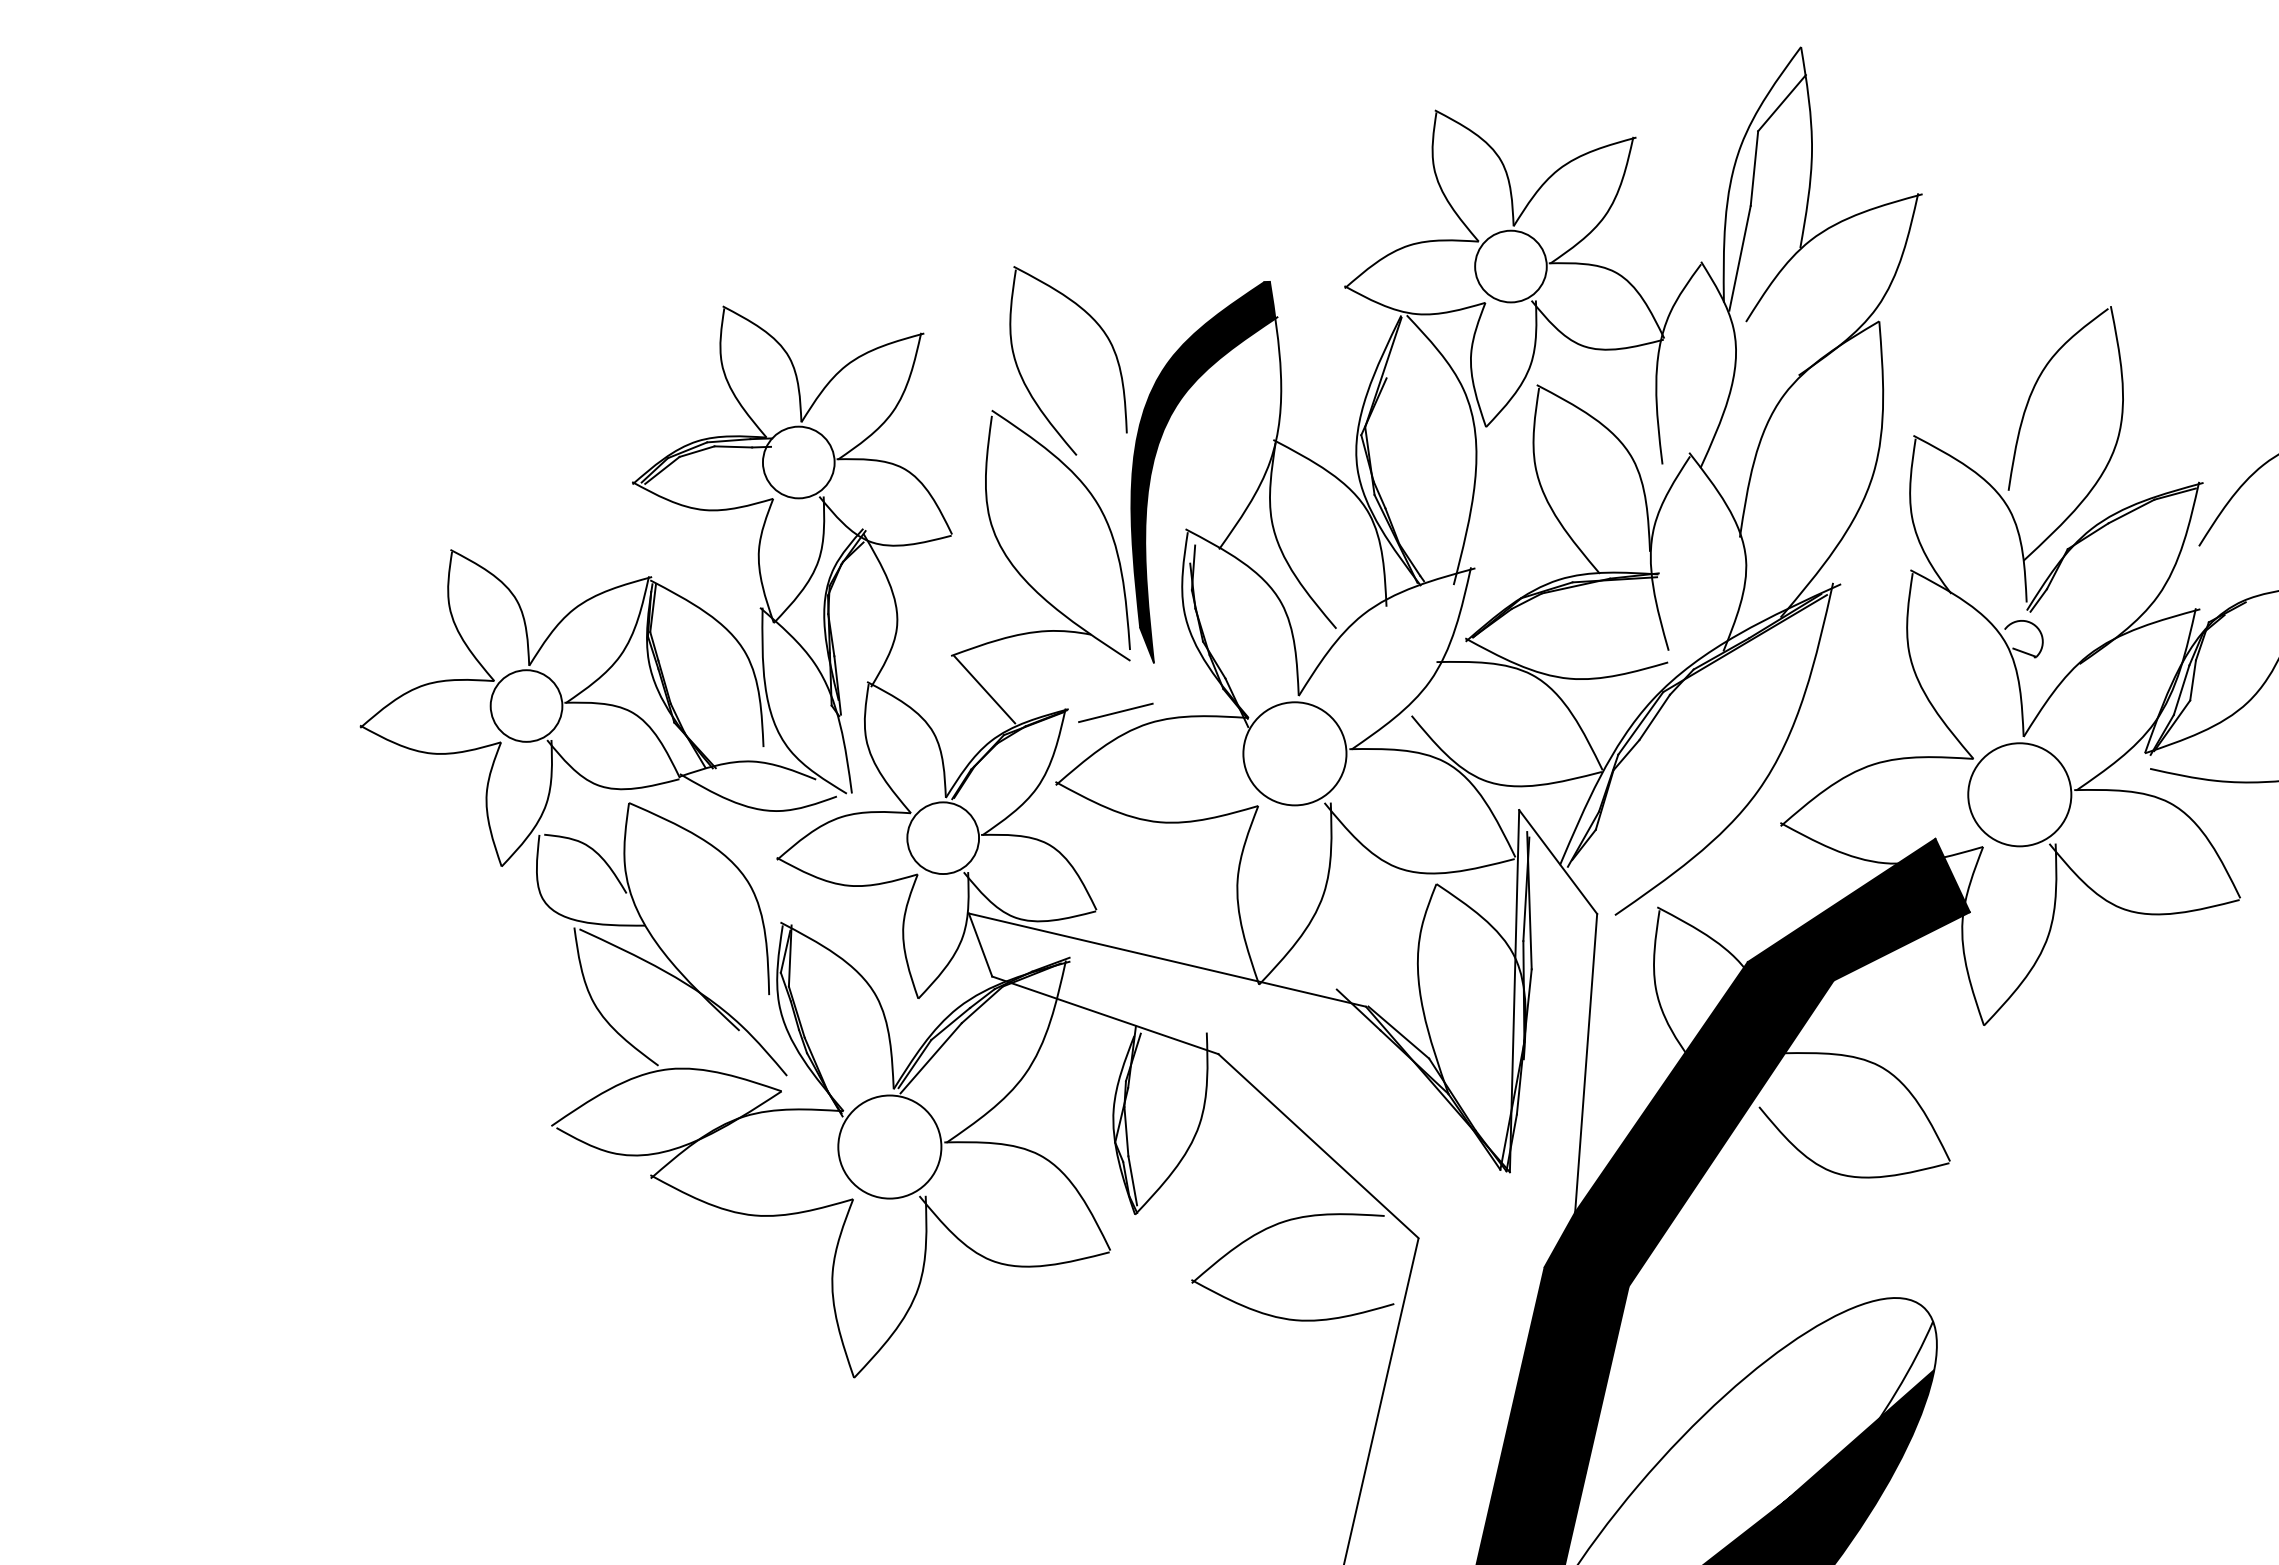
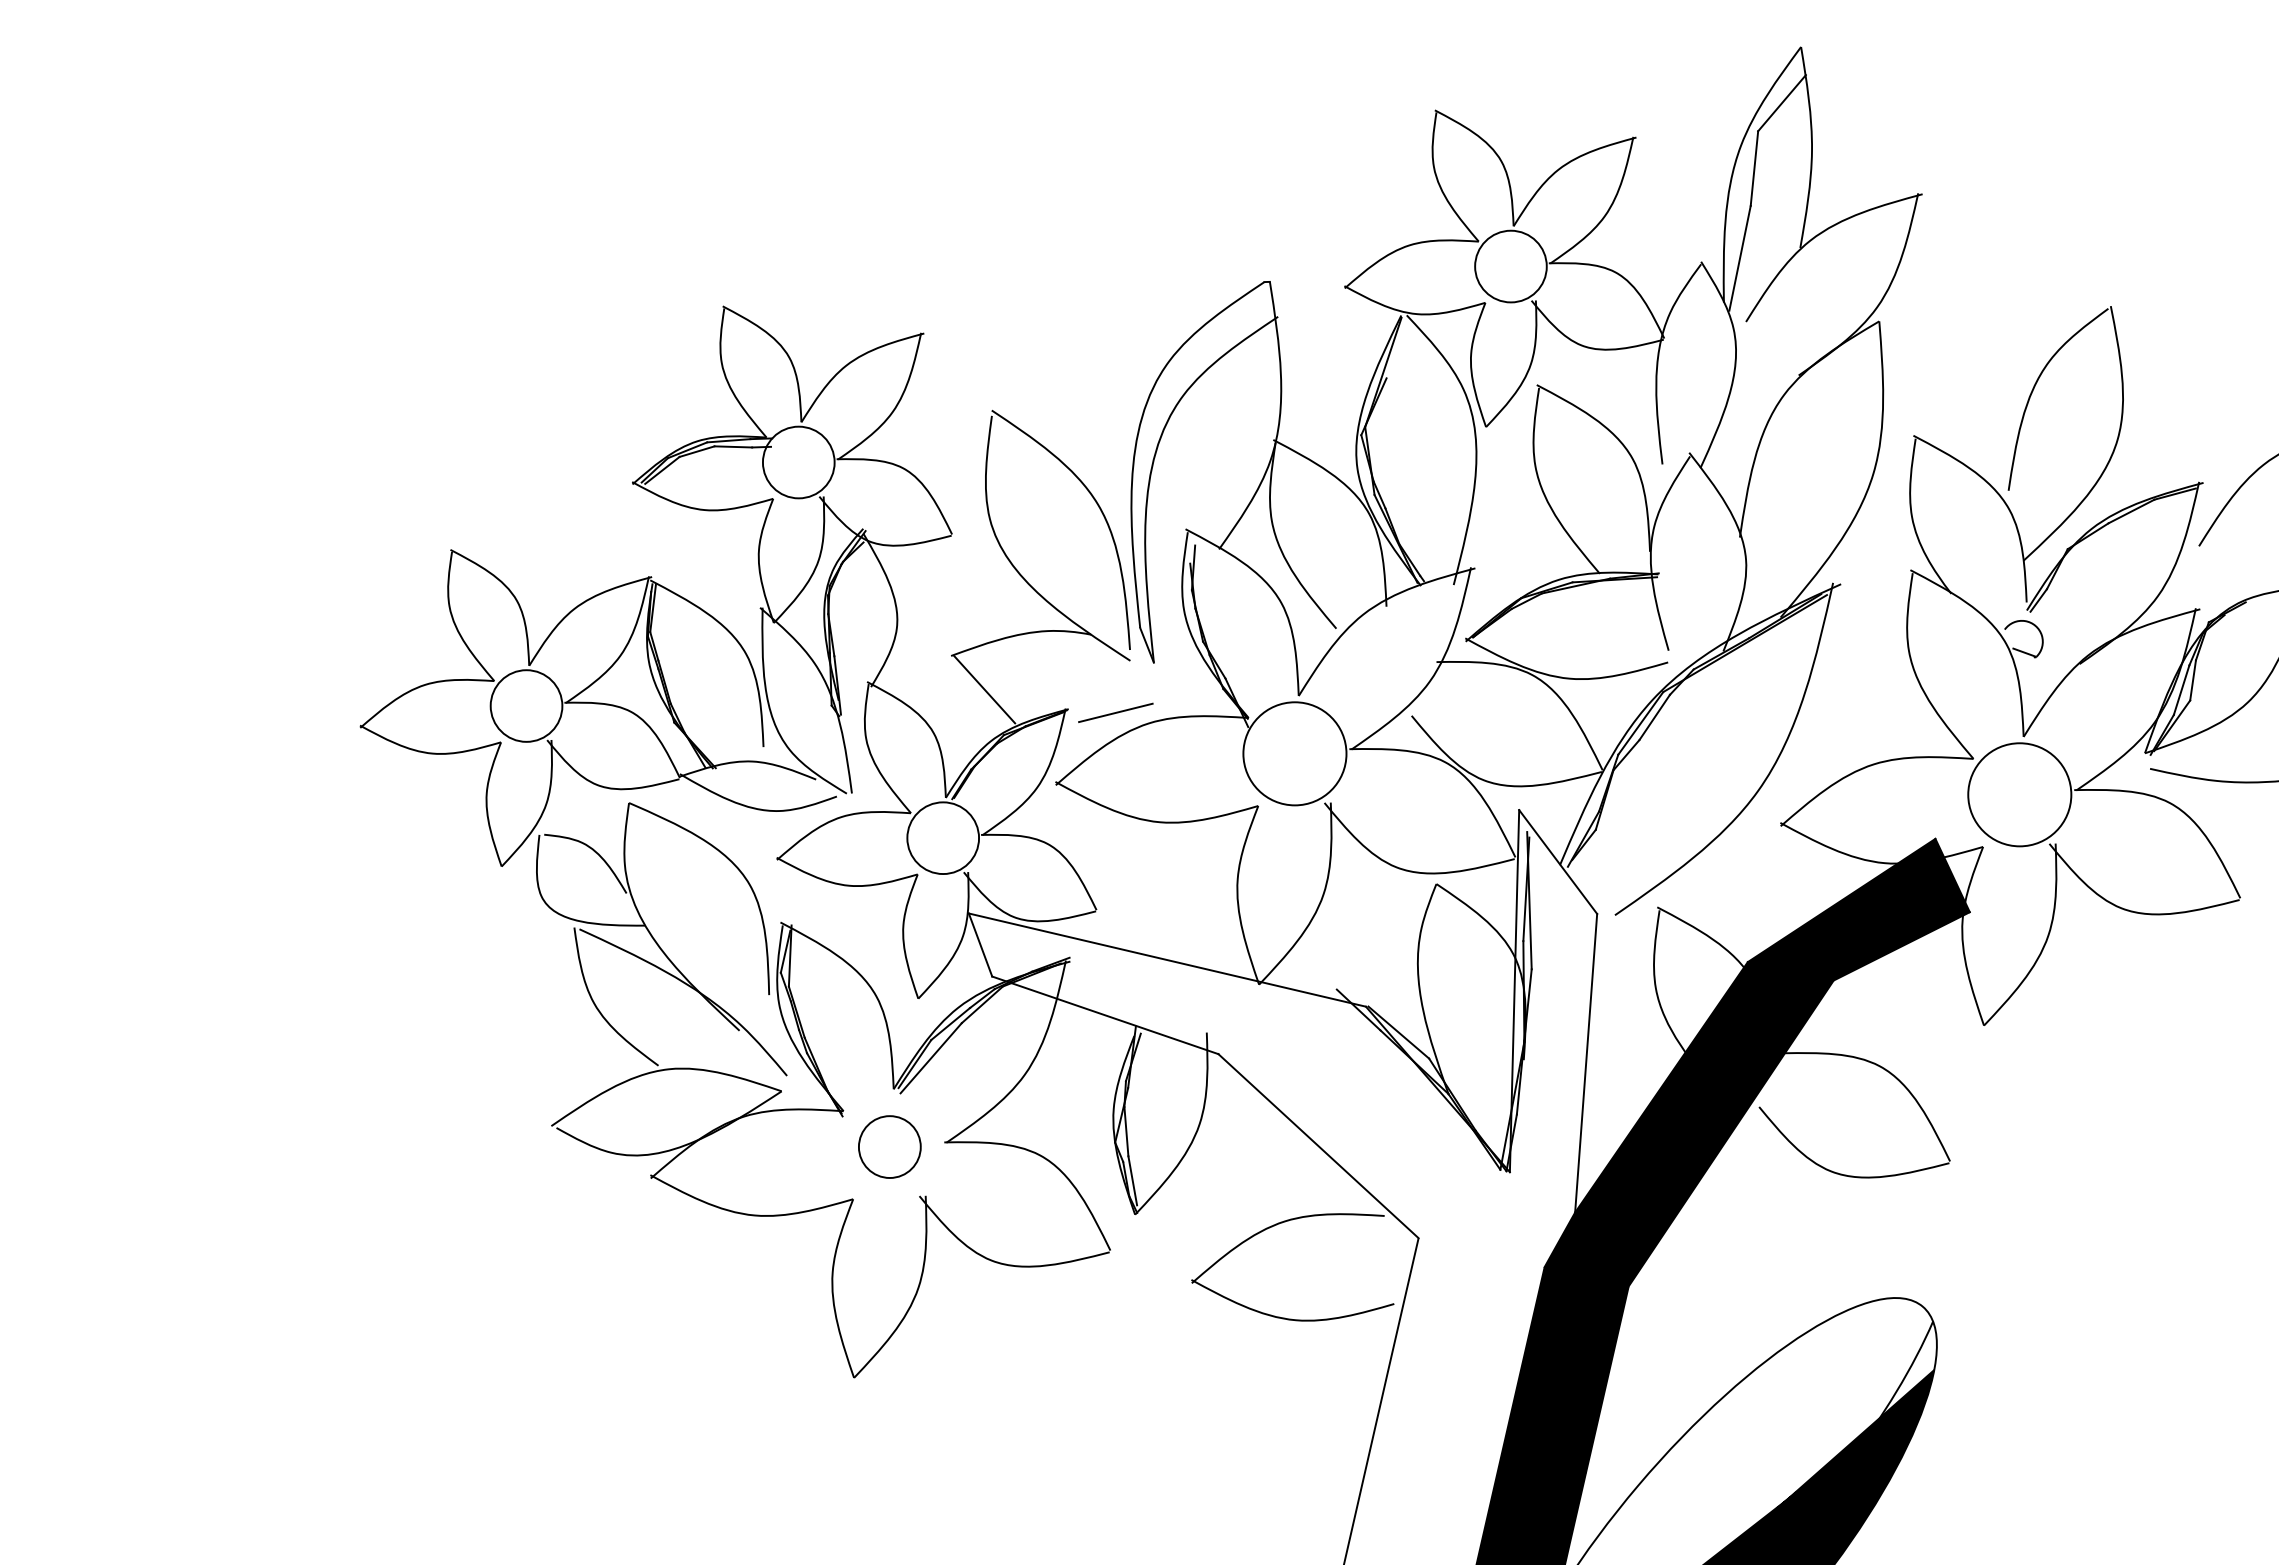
part: present -> none (1107, 339)
fill: present -> none (1203, 471)
circle diameter: 103 px -> 62 px (889, 1146)
